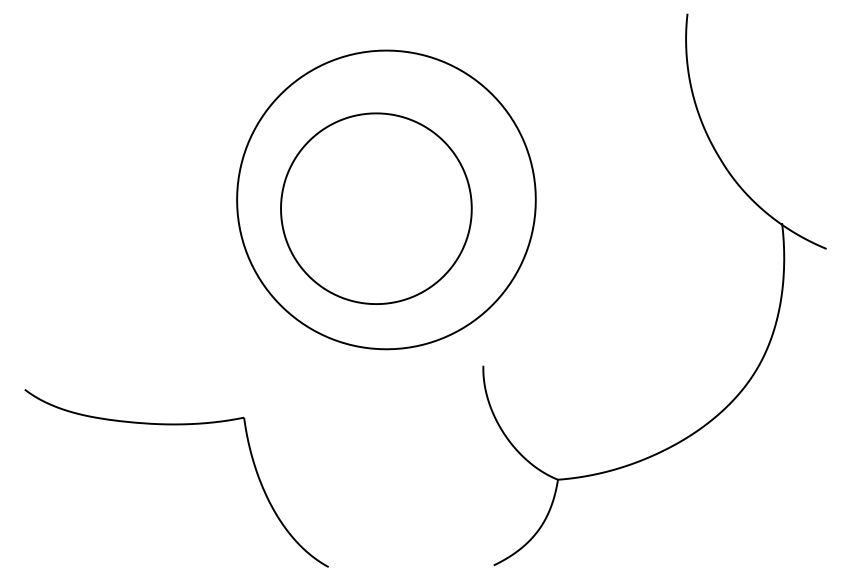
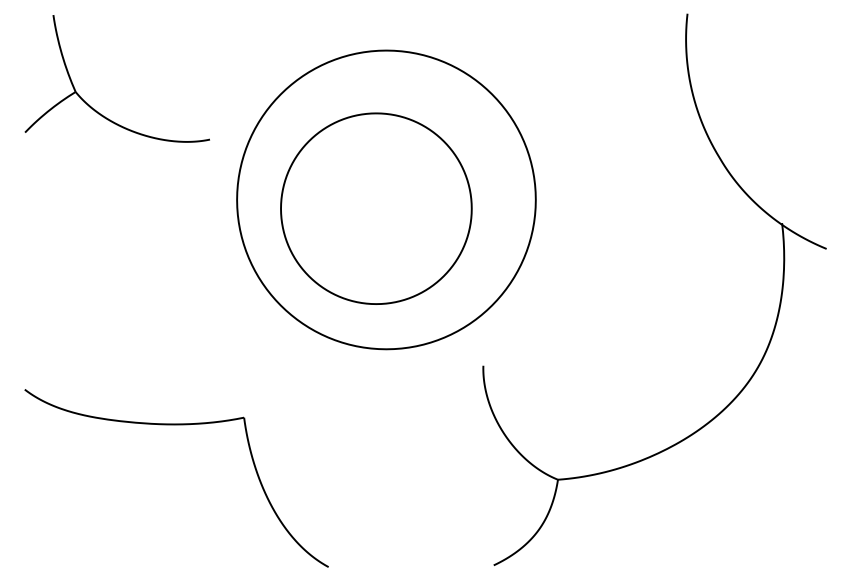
part: none -> present (95, 109)
